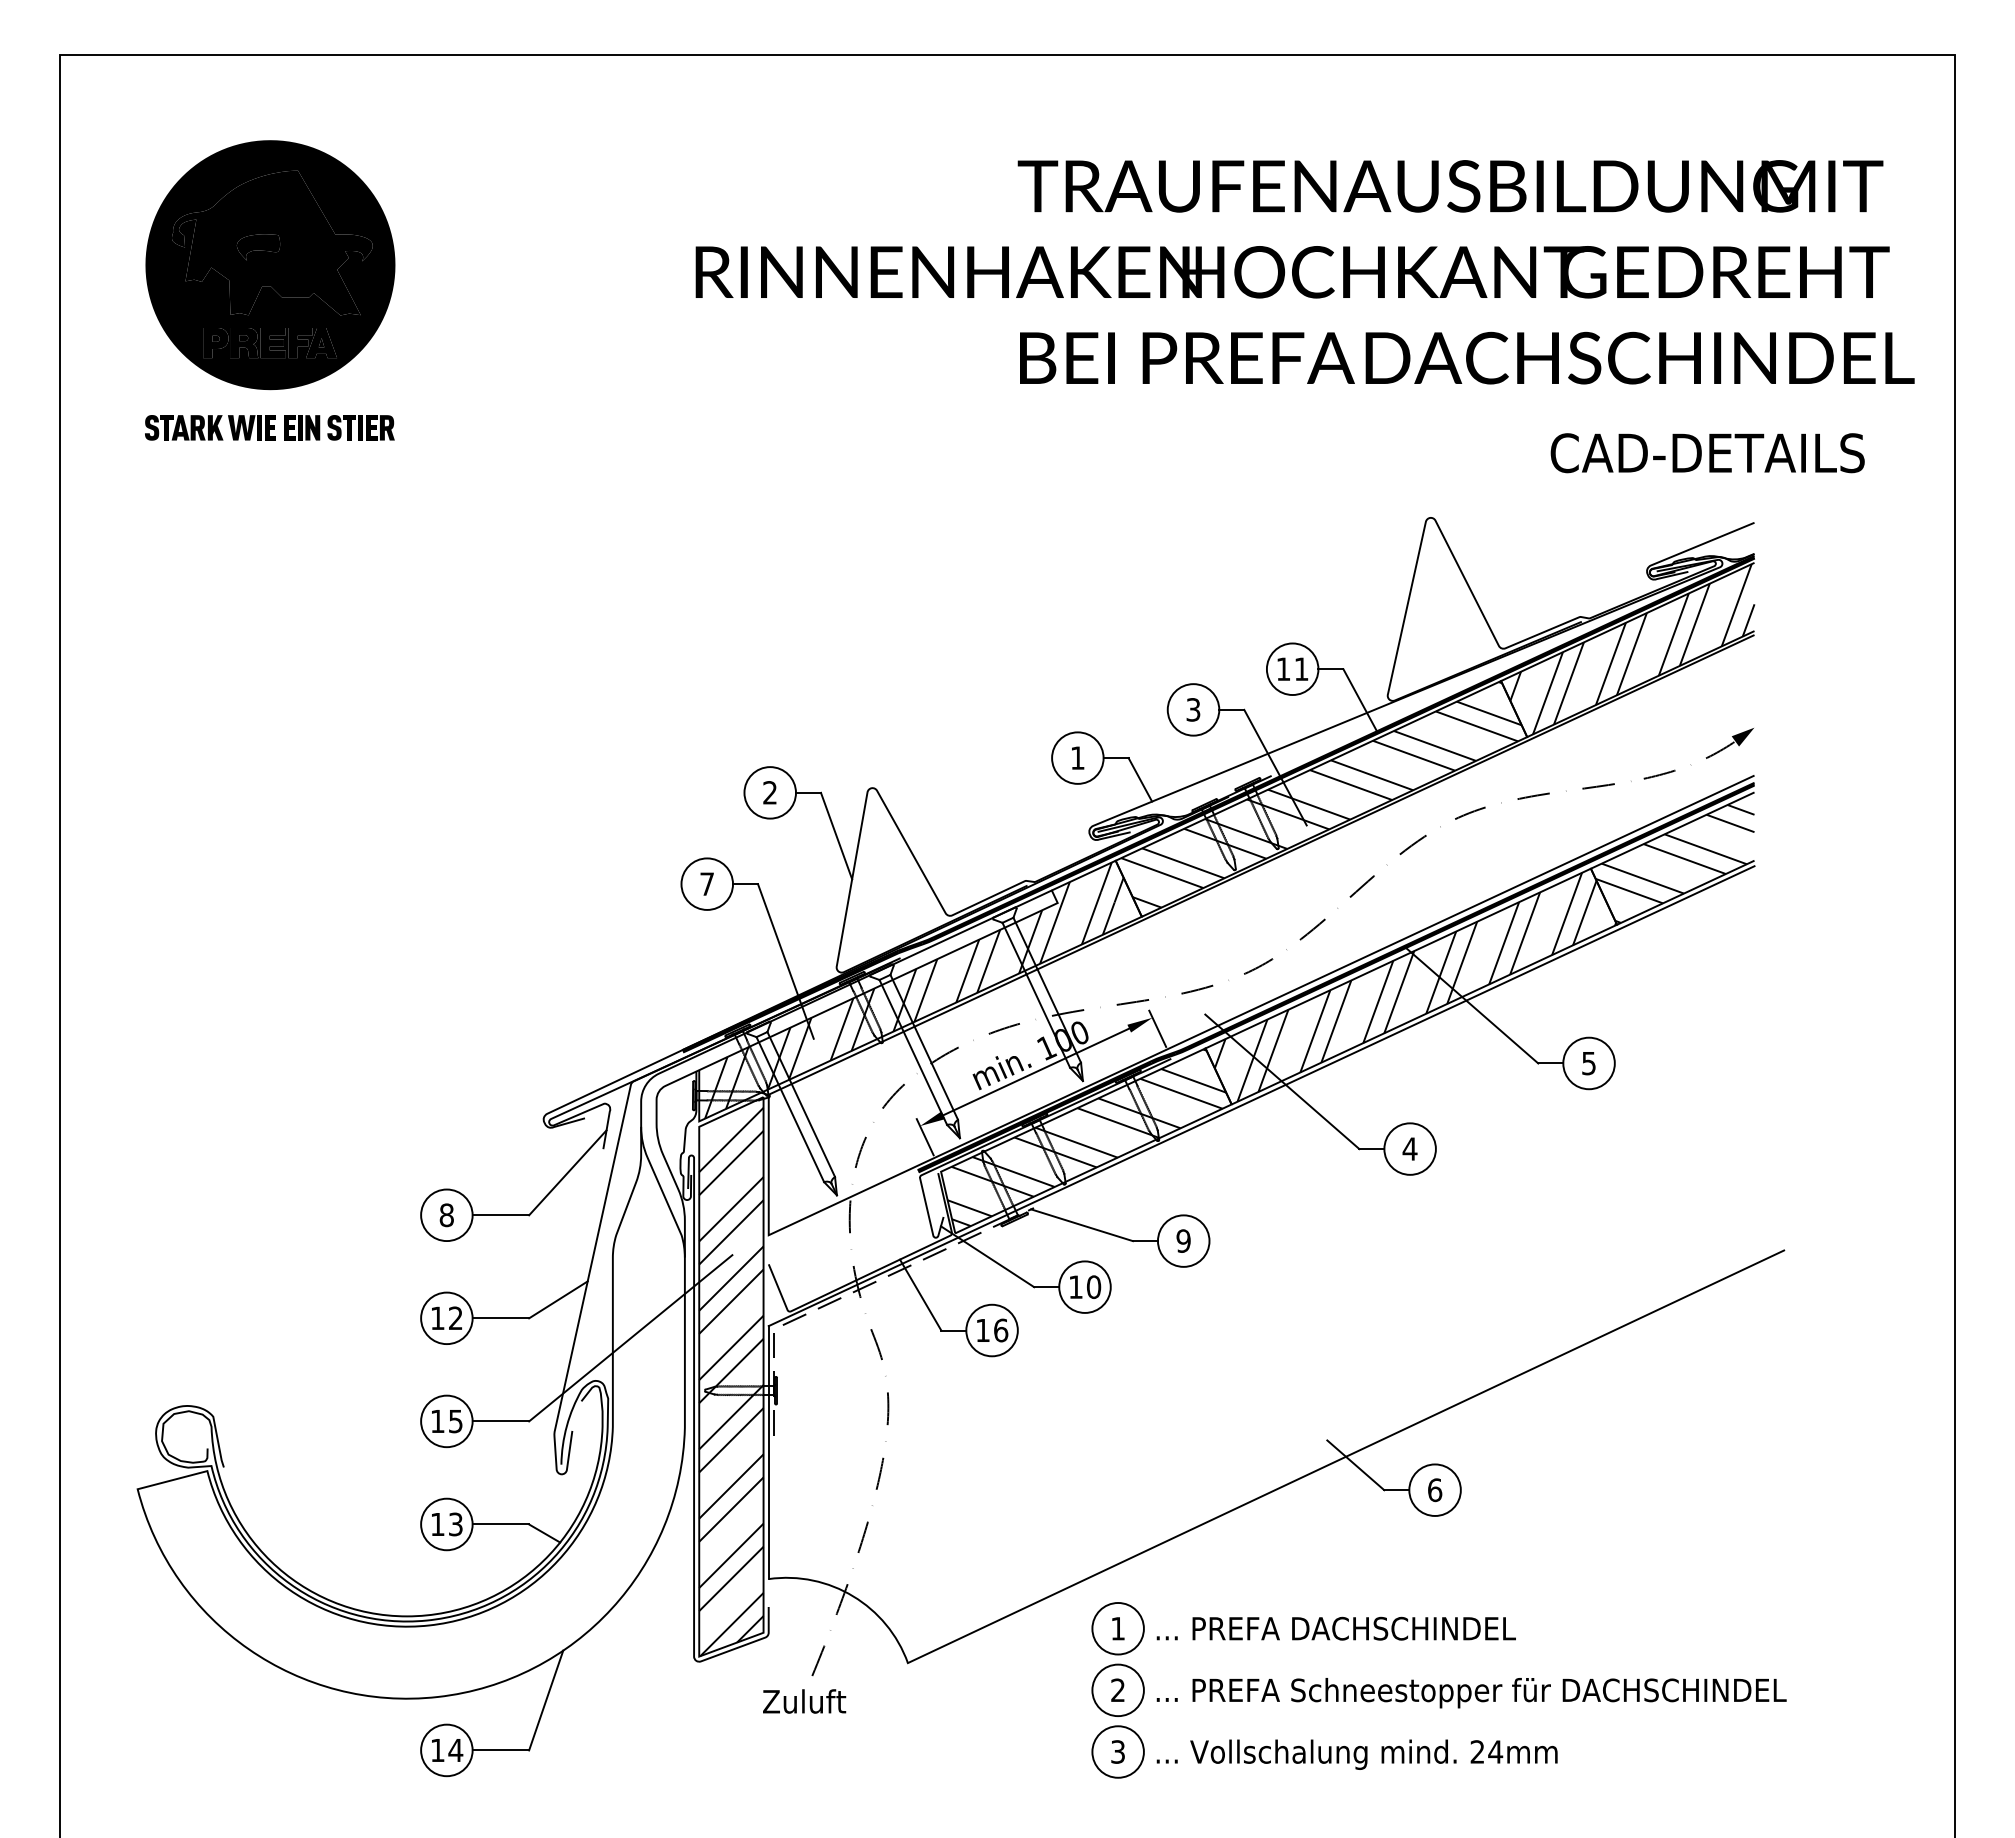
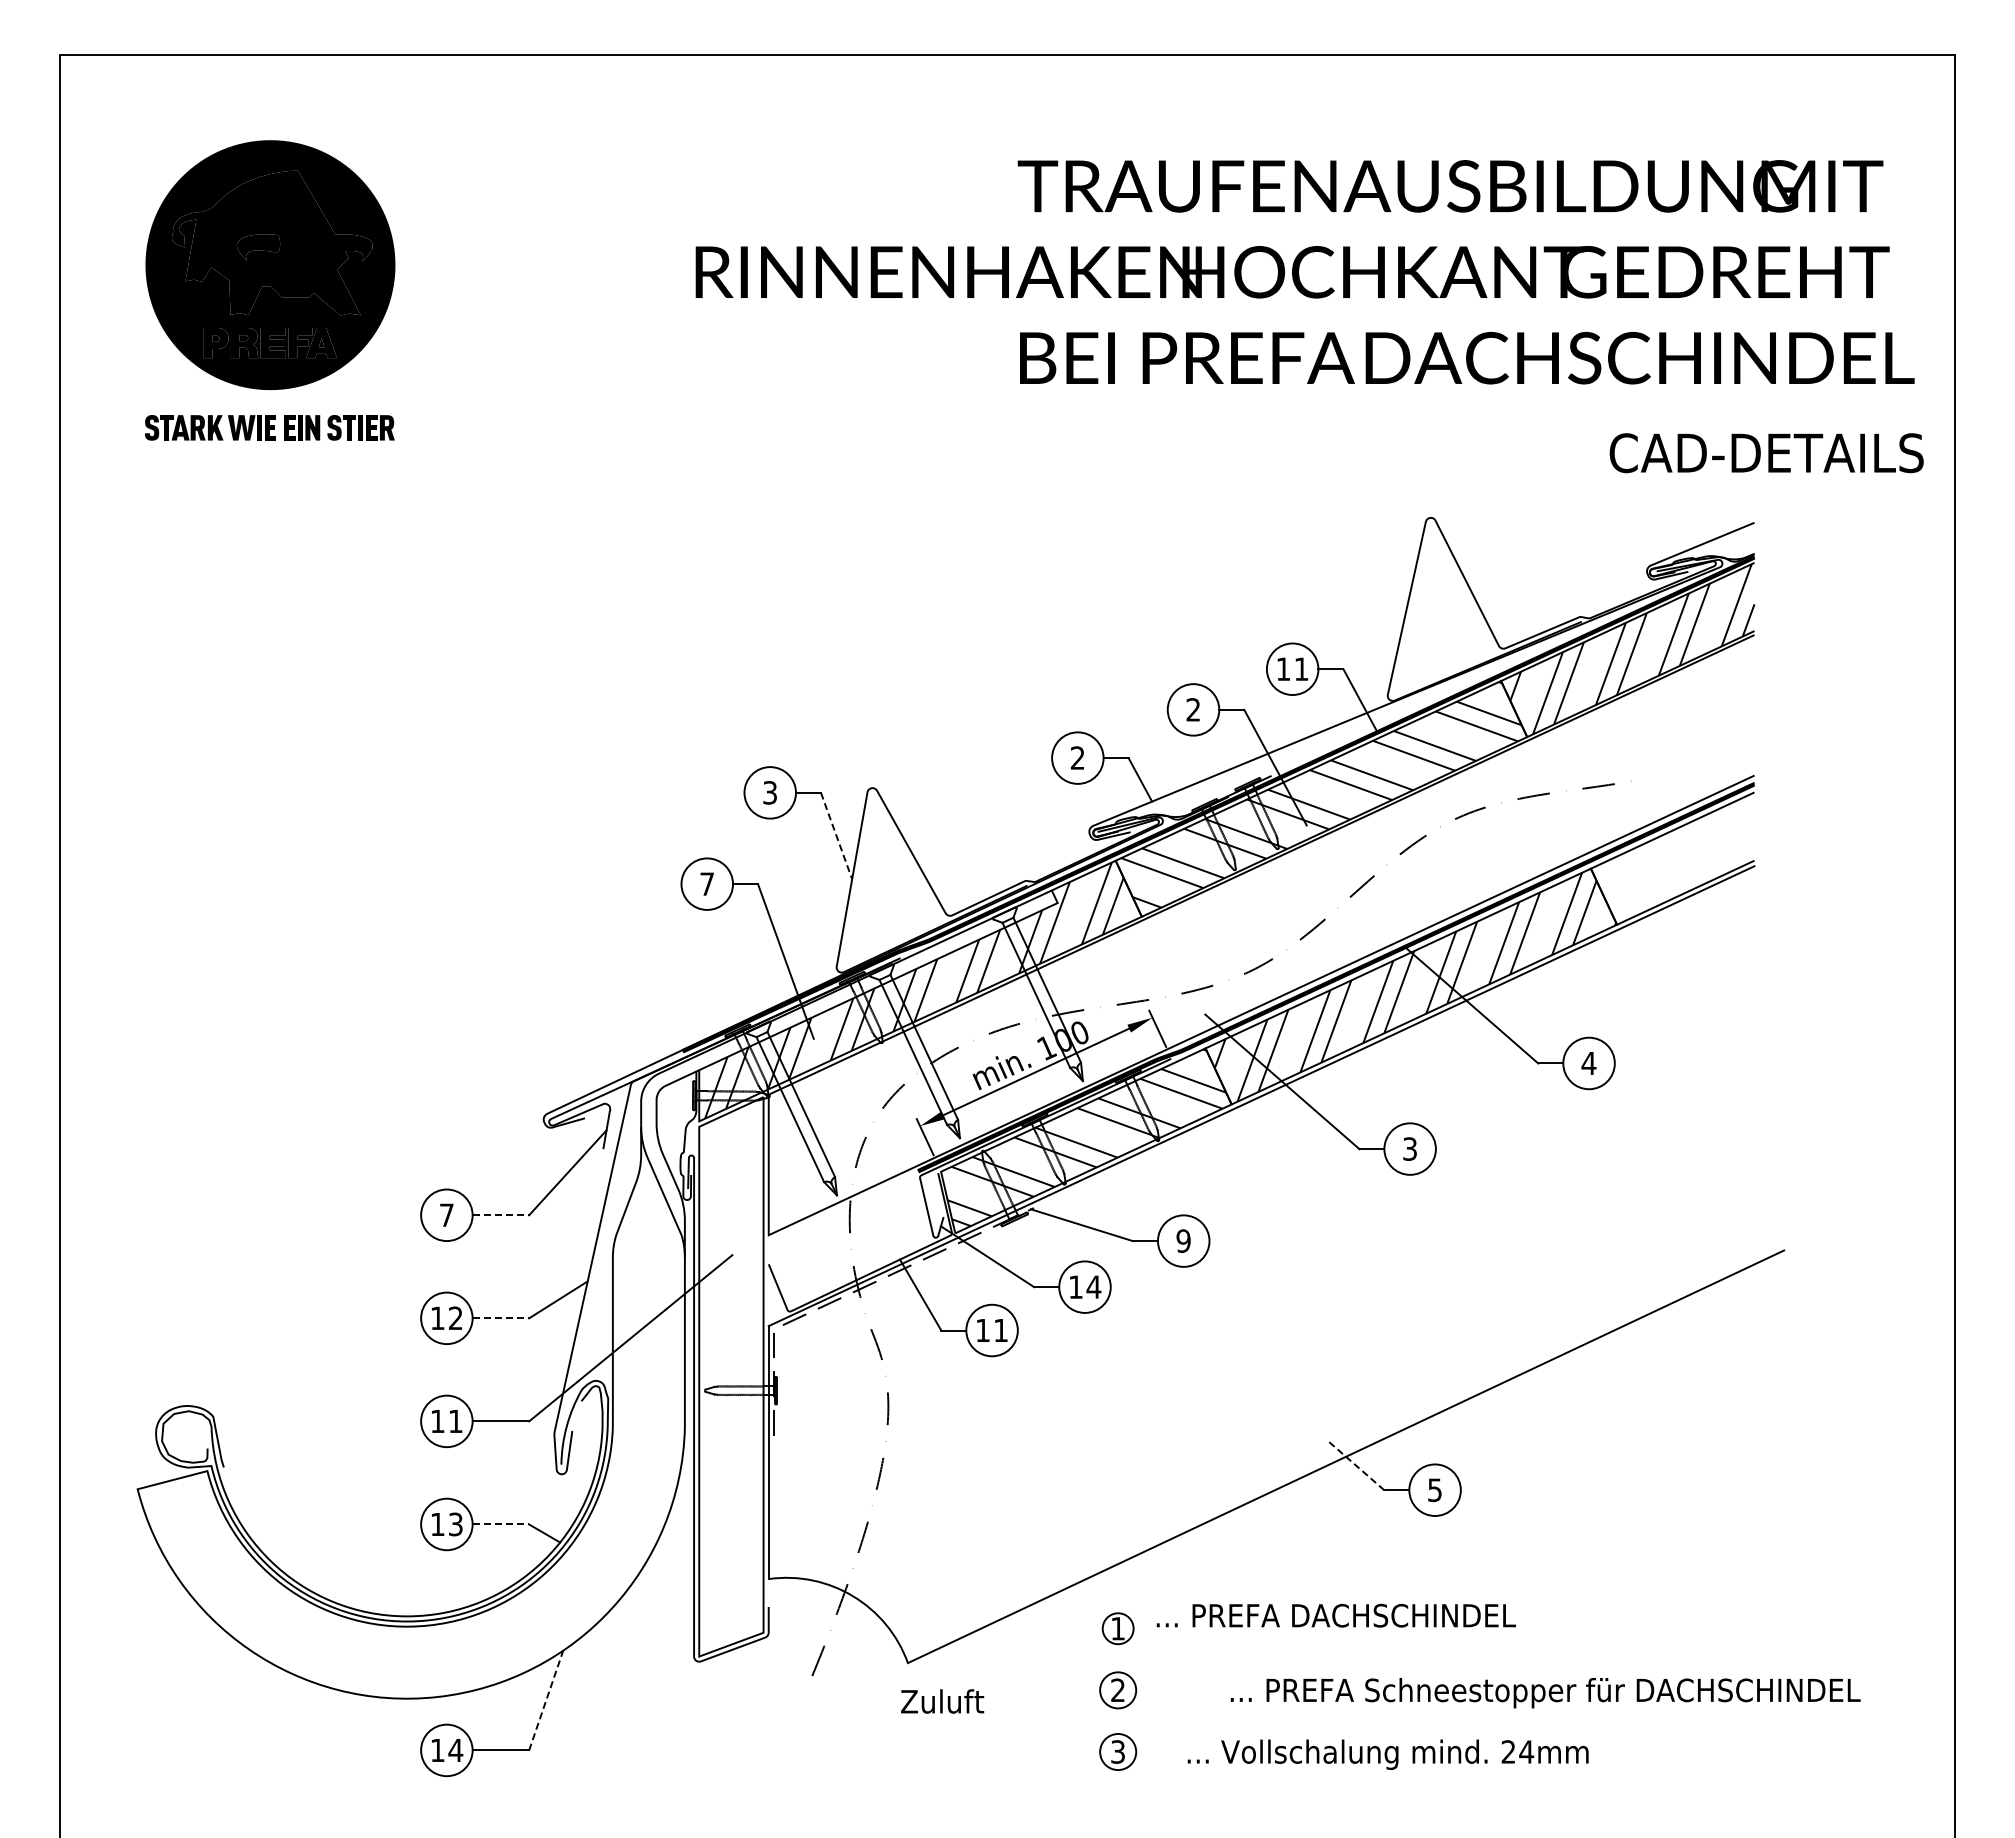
text position: (1707, 453) -> (1766, 453) (1766, 453)
text: 3 -> 2 (1193, 709)
text: 1 -> 2 (1077, 757)
part: present -> none (1705, 757)
text: 2 -> 3 (769, 792)
line: solid -> dashed (836, 836)
hatch: present -> none (1674, 863)
text: 5 -> 4 (1588, 1063)
text: 4 -> 3 (1409, 1148)
text: 8 -> 7 (446, 1215)
line: solid -> dashed (501, 1215)
text: 10 -> 14 (1093, 1286)
line: solid -> dashed (501, 1318)
text: 16 -> 11 (1001, 1330)
hatch: present -> none (731, 1381)
text: 15 -> 11 (455, 1421)
line: solid -> dashed (1355, 1465)
text: 6 -> 5 (1435, 1490)
line: solid -> dashed (501, 1524)
circle diameter: 52 px -> 31 px (1117, 1628)
text position: (1335, 1628) -> (1335, 1615) (1335, 1615)
circle diameter: 52 px -> 36 px (1118, 1690)
text position: (1471, 1693) -> (1545, 1693) (1545, 1693)
line: solid -> dashed (546, 1700)
text position: (804, 1701) -> (942, 1701) (942, 1701)
circle diameter: 52 px -> 36 px (1118, 1751)
text position: (1356, 1754) -> (1387, 1754) (1387, 1754)
